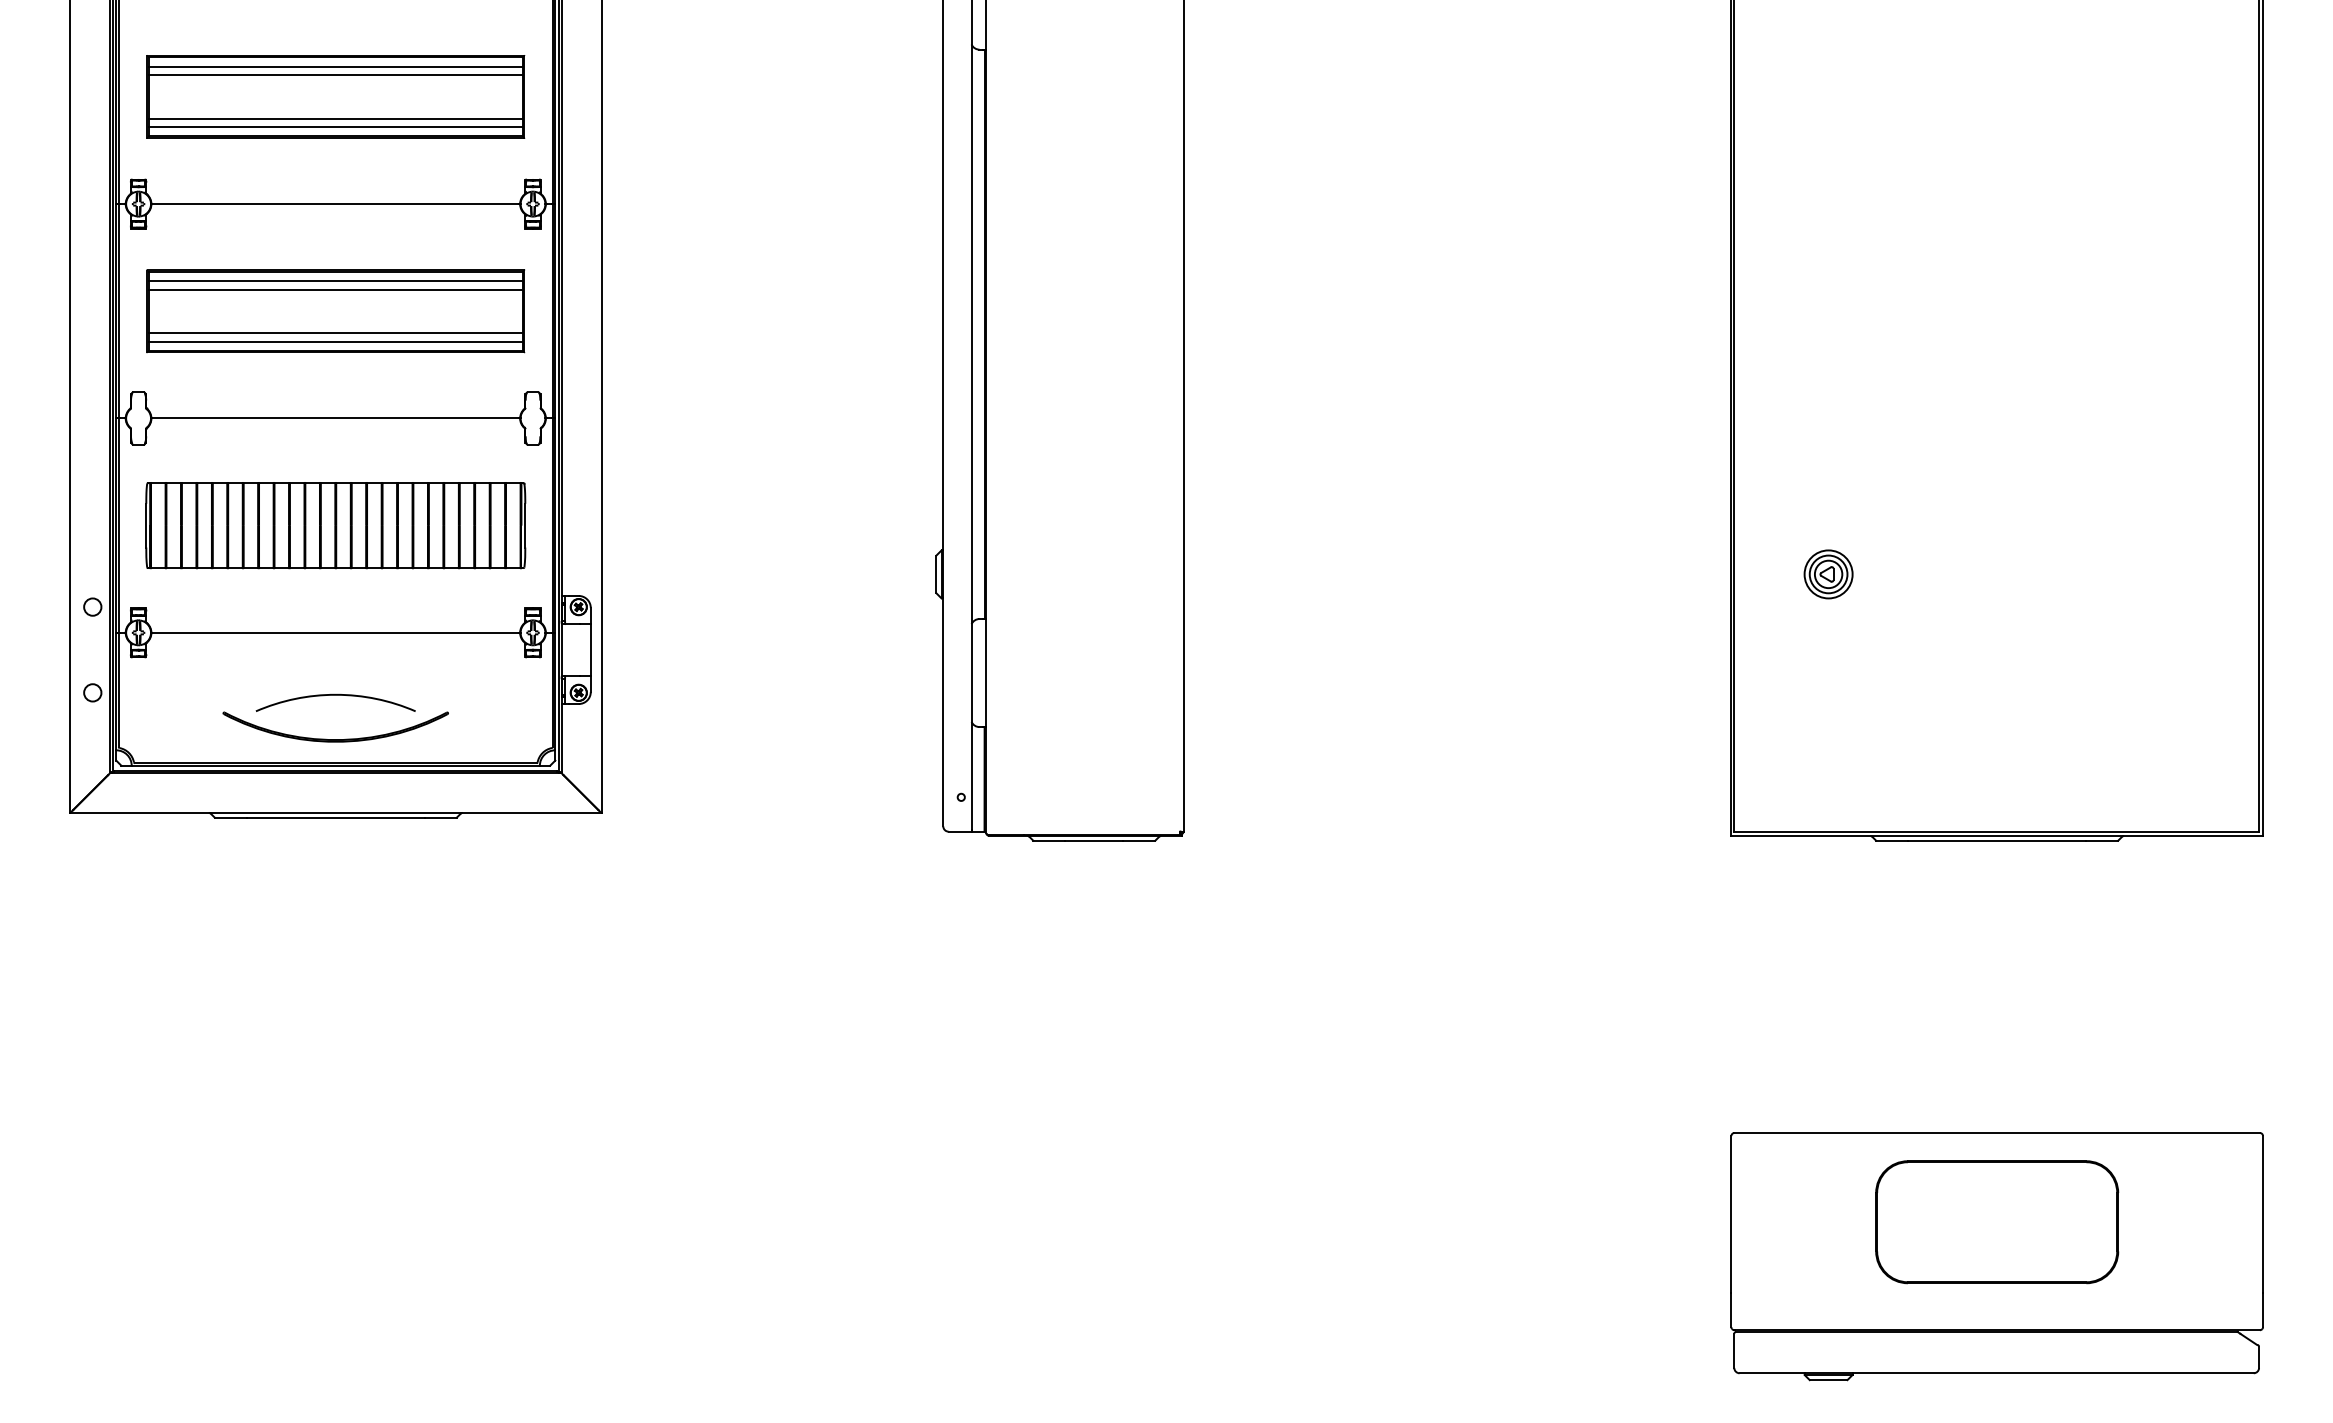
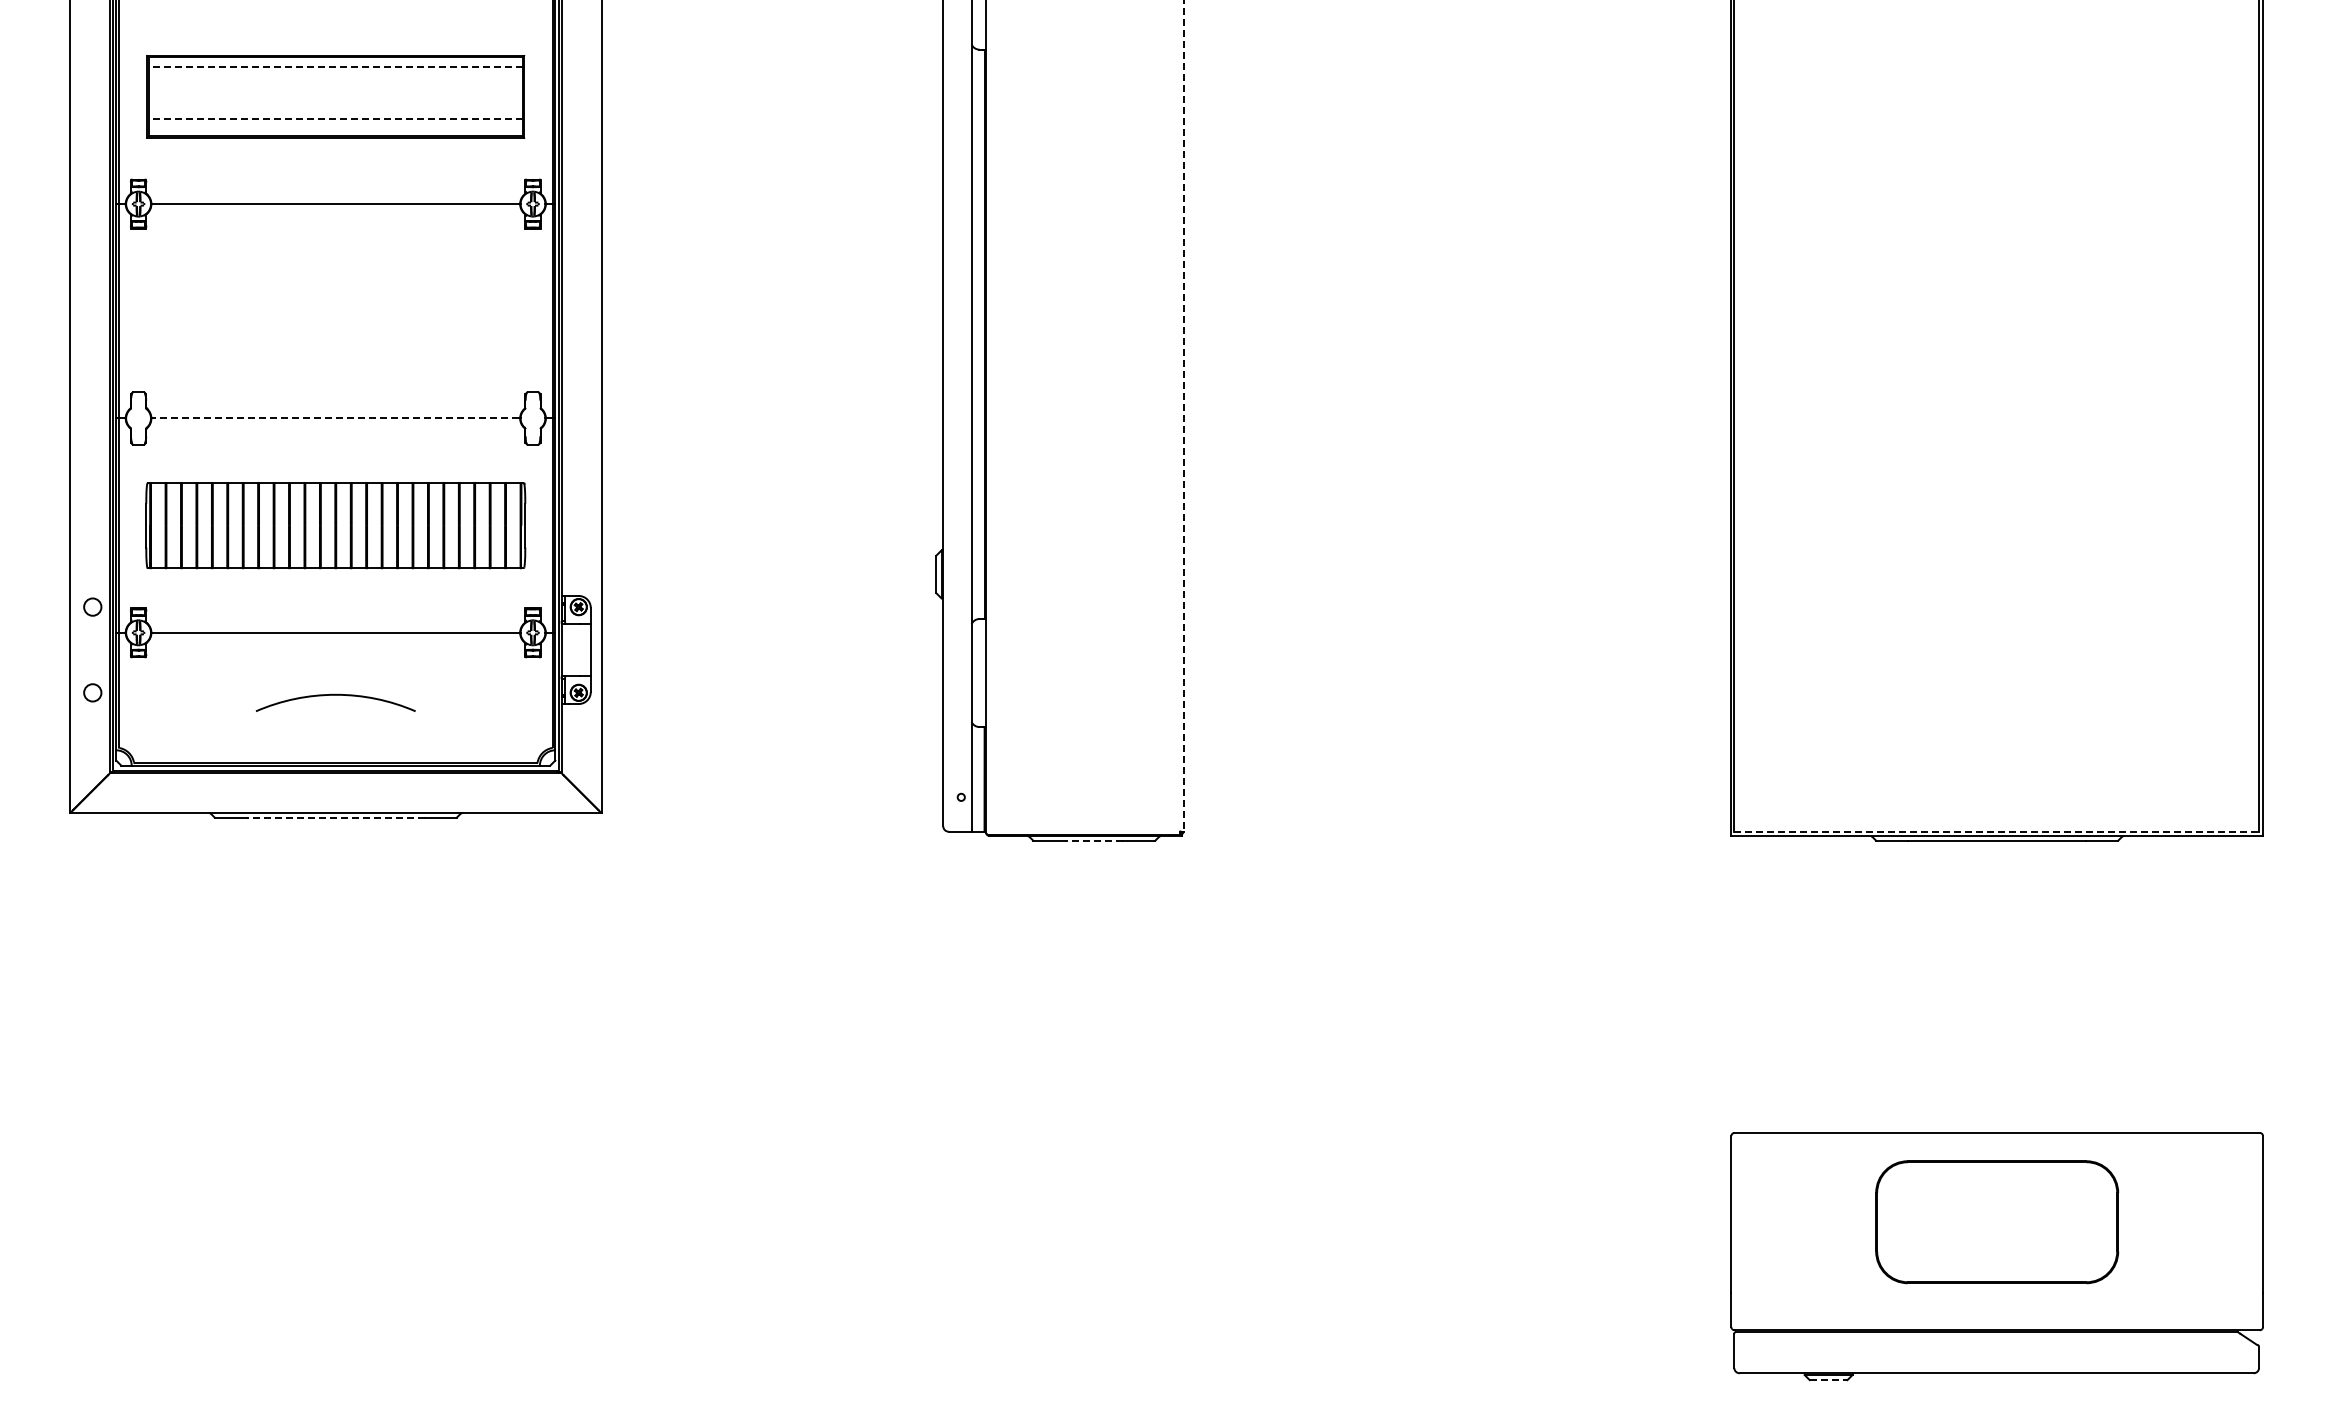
line: solid -> dashed (335, 66)
line: present -> none (335, 75)
line: solid -> dashed (335, 118)
line: present -> none (335, 127)
part: present -> none (335, 311)
line: solid -> dashed (1183, 416)
line: solid -> dashed (335, 418)
part: present -> none (1828, 574)
part: present -> none (335, 739)
line: solid -> dashed (335, 817)
line: solid -> dashed (1997, 831)
line: solid -> dashed (1093, 840)
line: solid -> dashed (1828, 1380)
